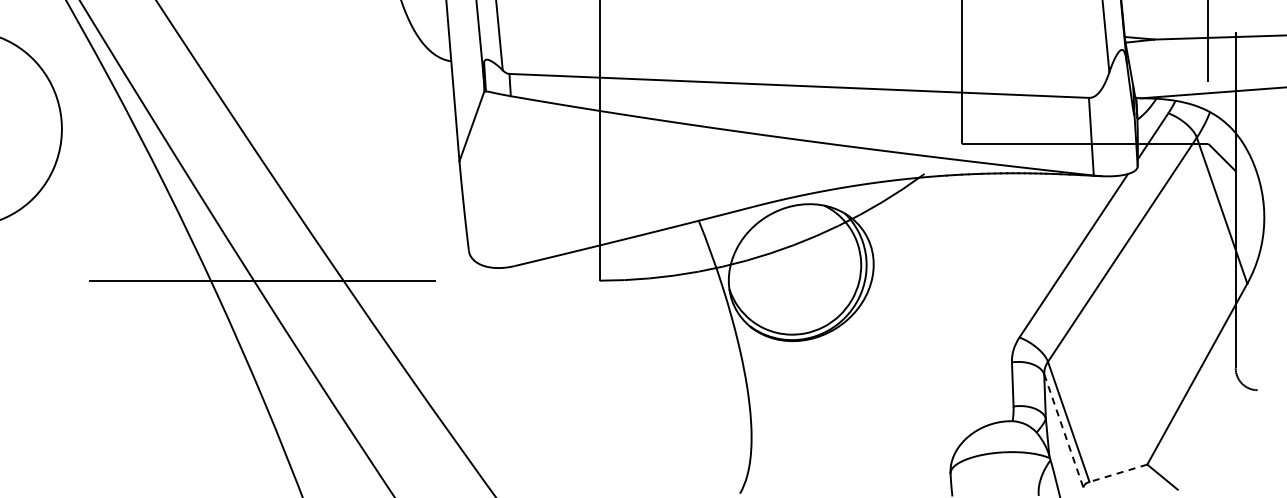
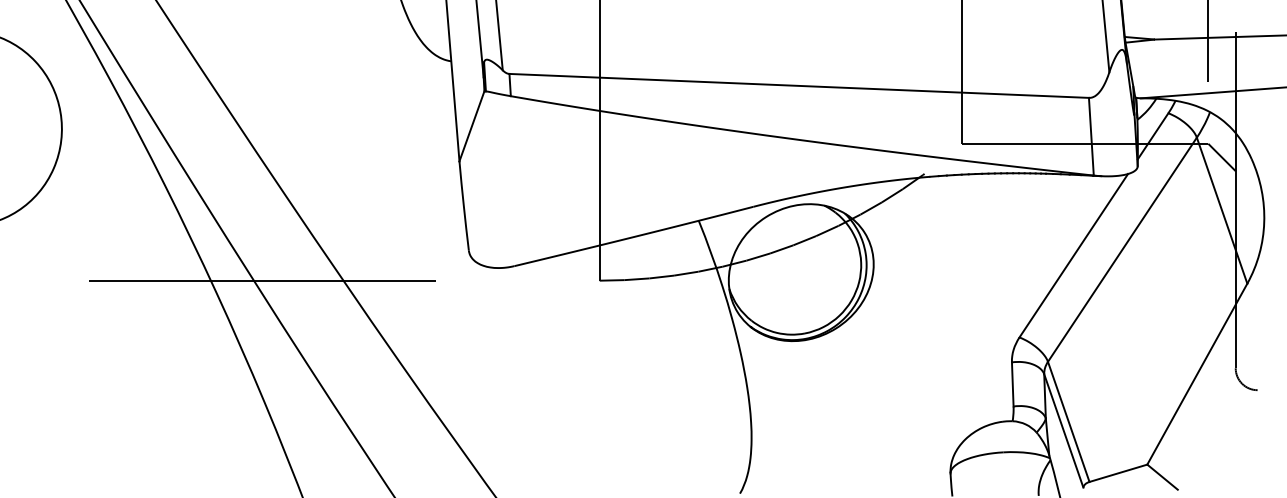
line: dashed -> solid (1063, 430)
line: dashed -> solid (1117, 473)
